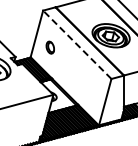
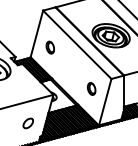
line: dashed -> solid (76, 44)
part: none -> present (91, 88)
part: none -> present (27, 123)
